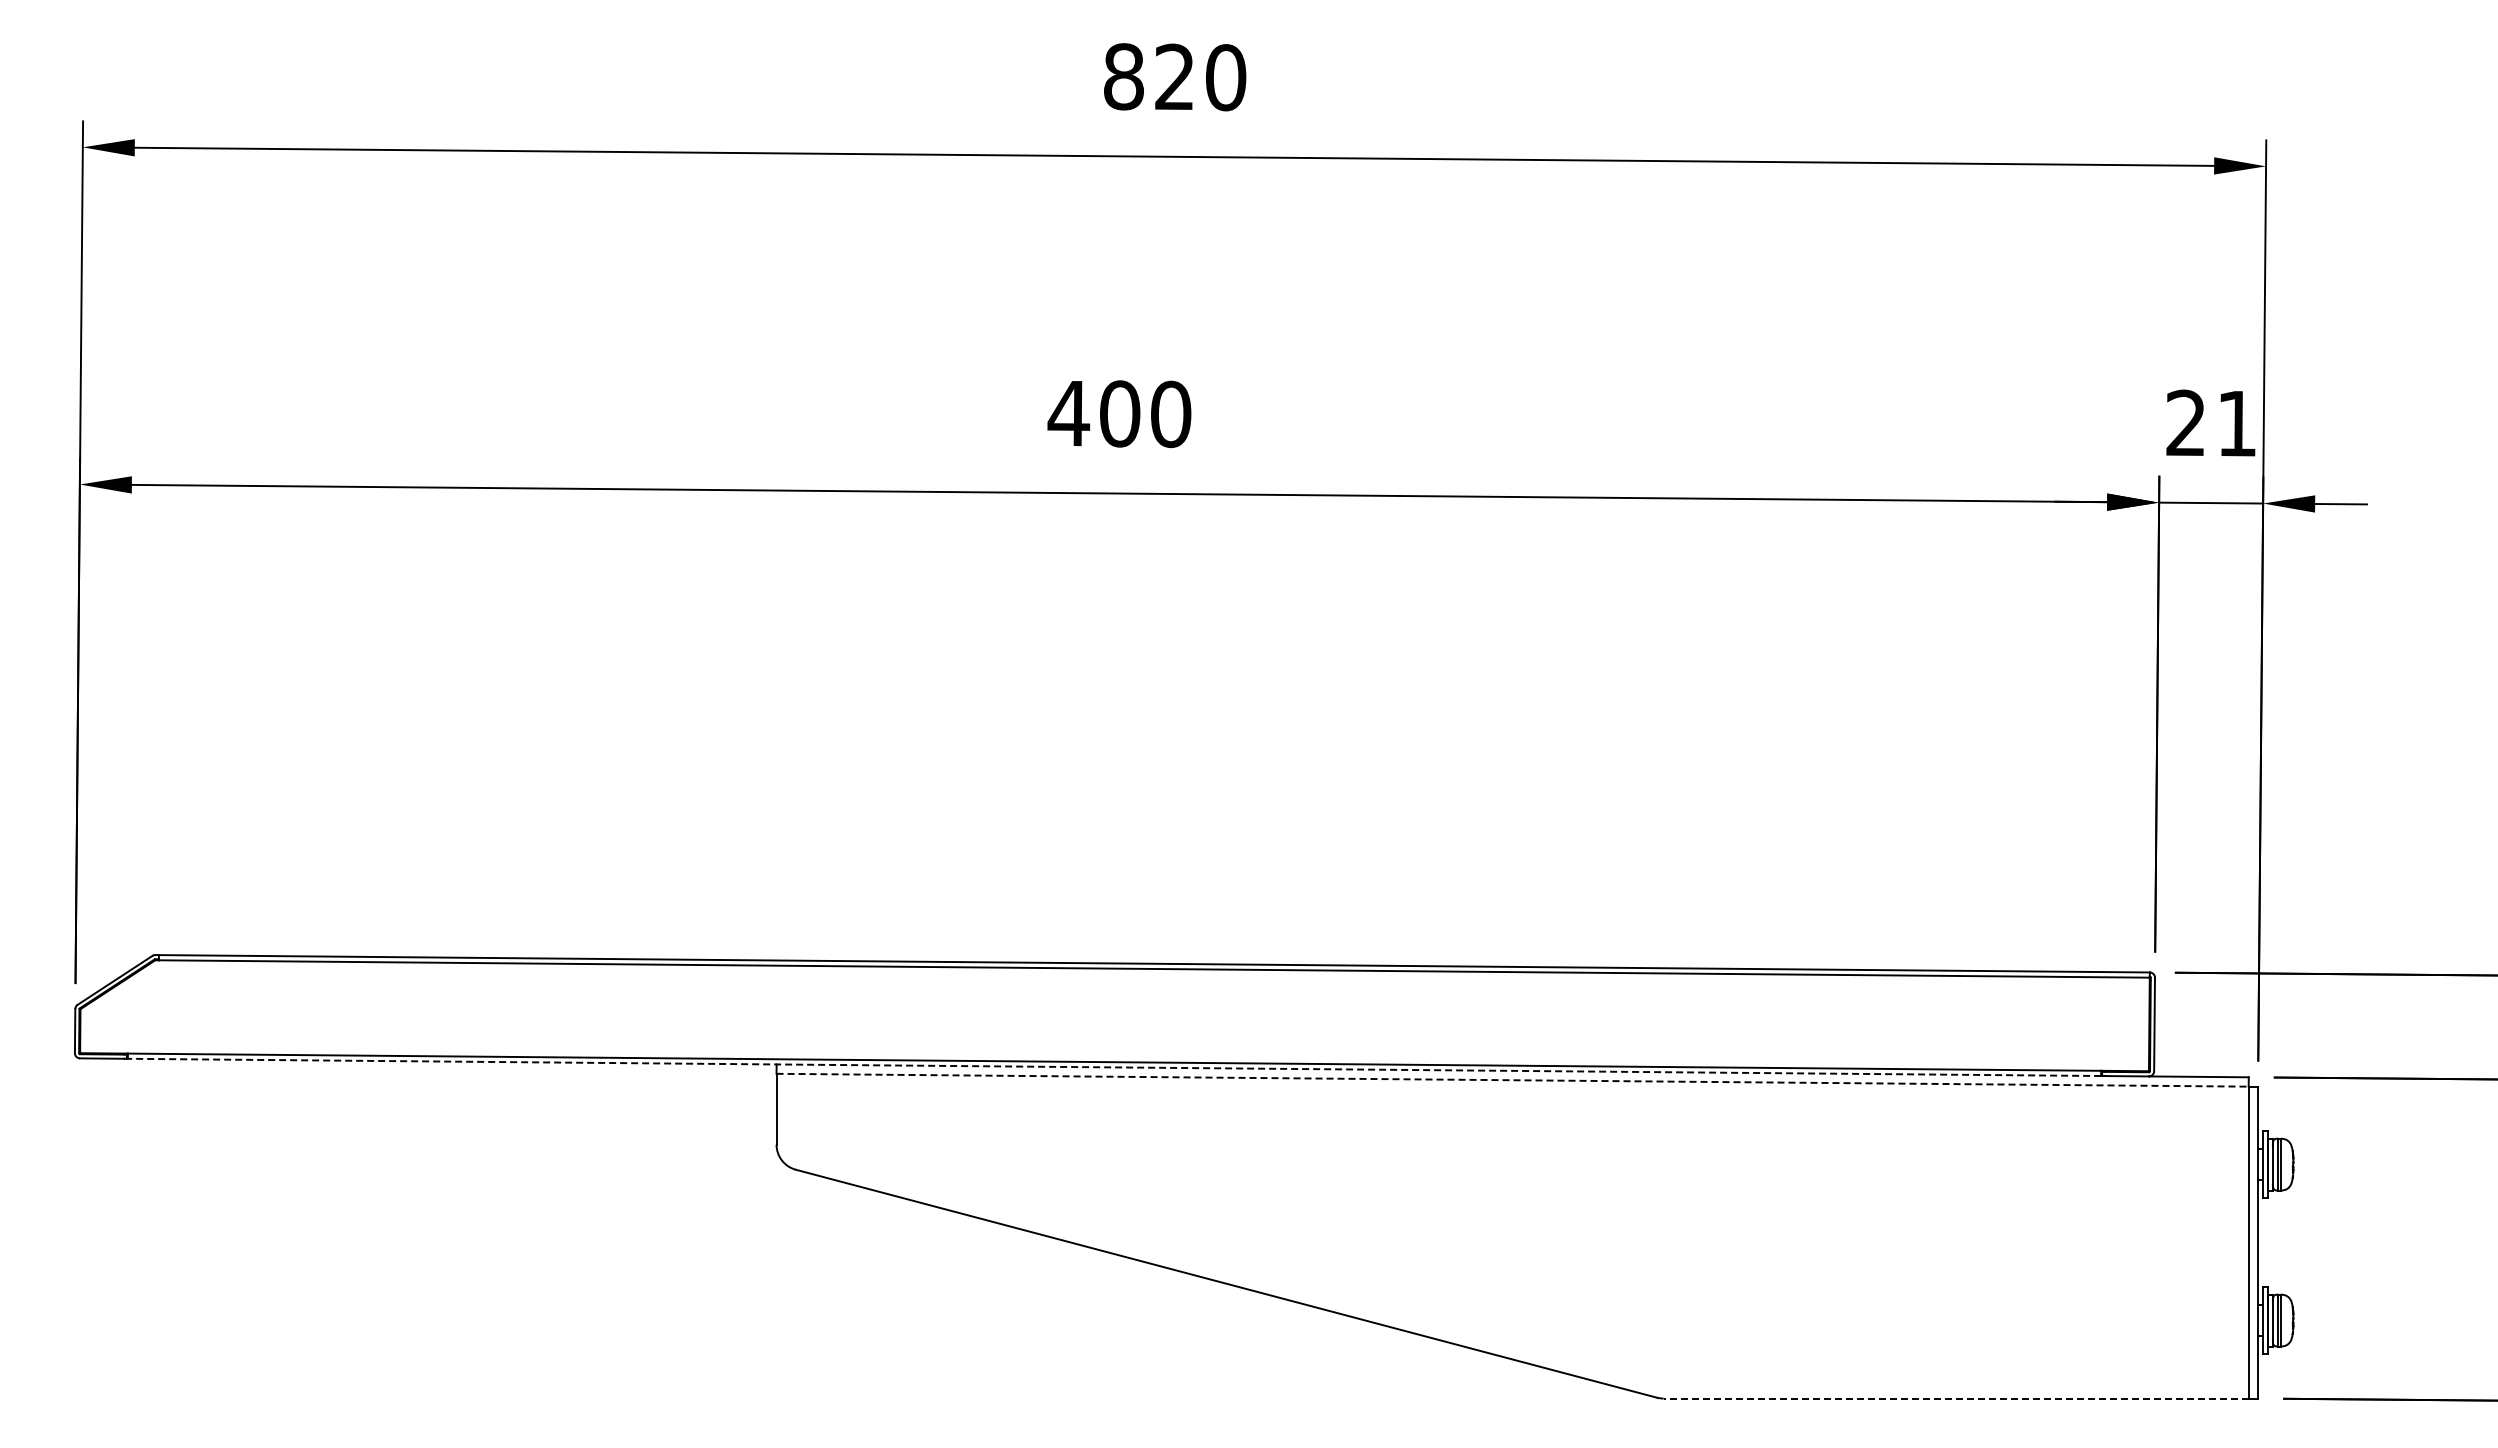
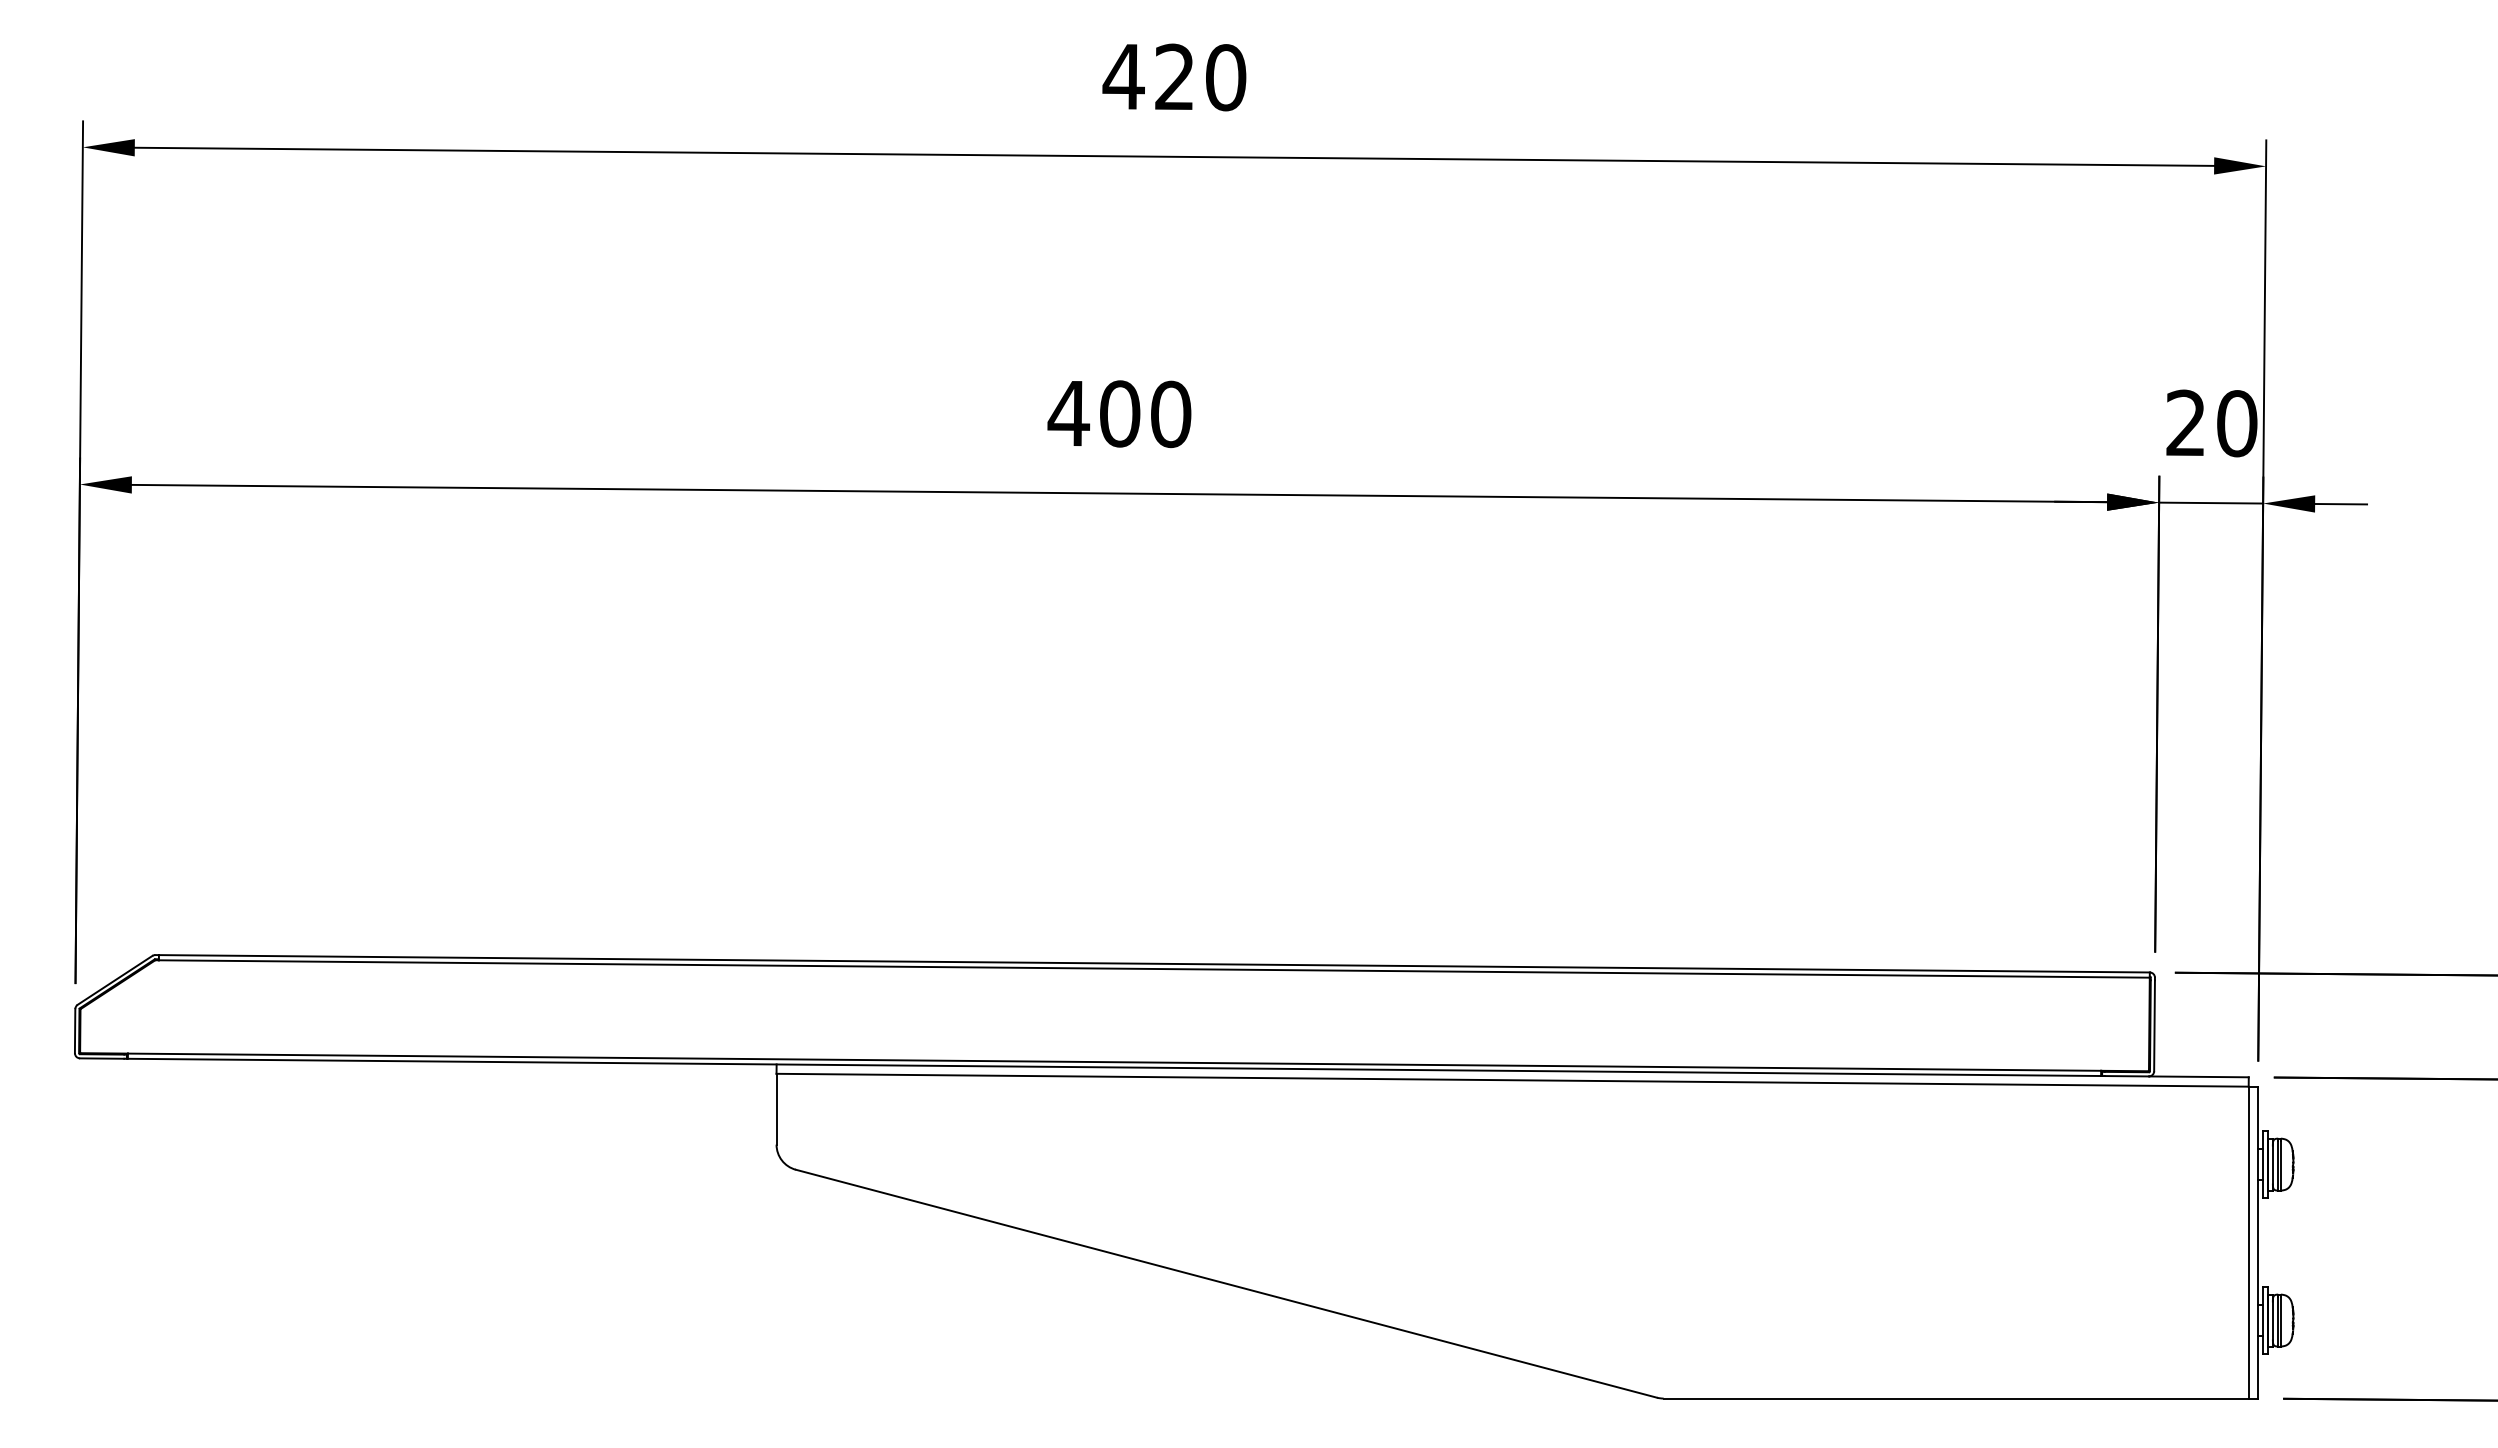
text: 820 -> 420 (1123, 76)
text: 21 -> 20 (2237, 423)
line: dashed -> solid (1114, 1067)
line: dashed -> solid (1513, 1080)
line: dashed -> solid (1956, 1398)
